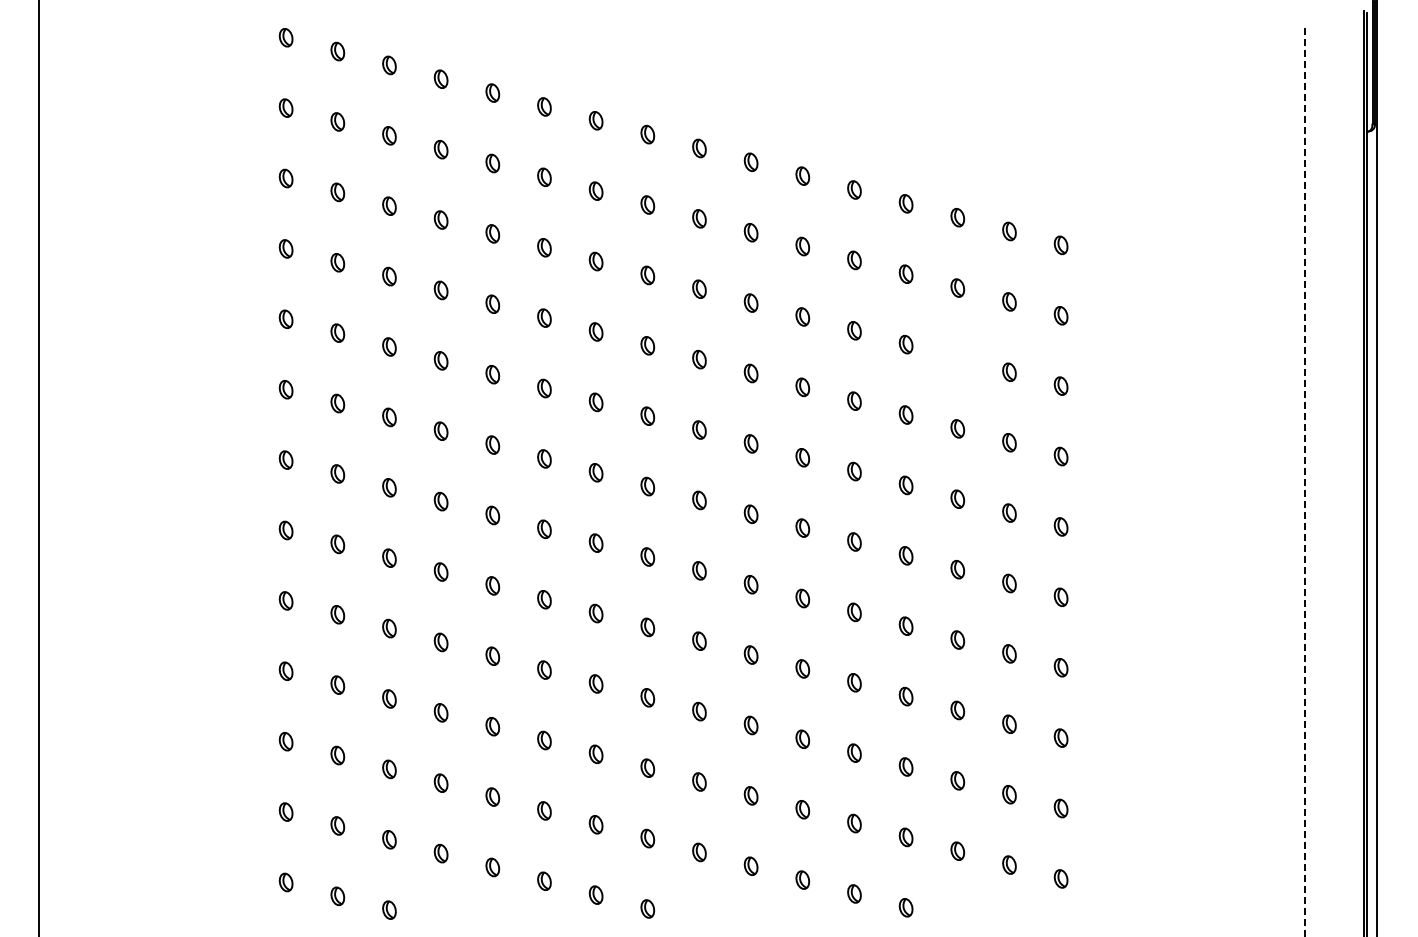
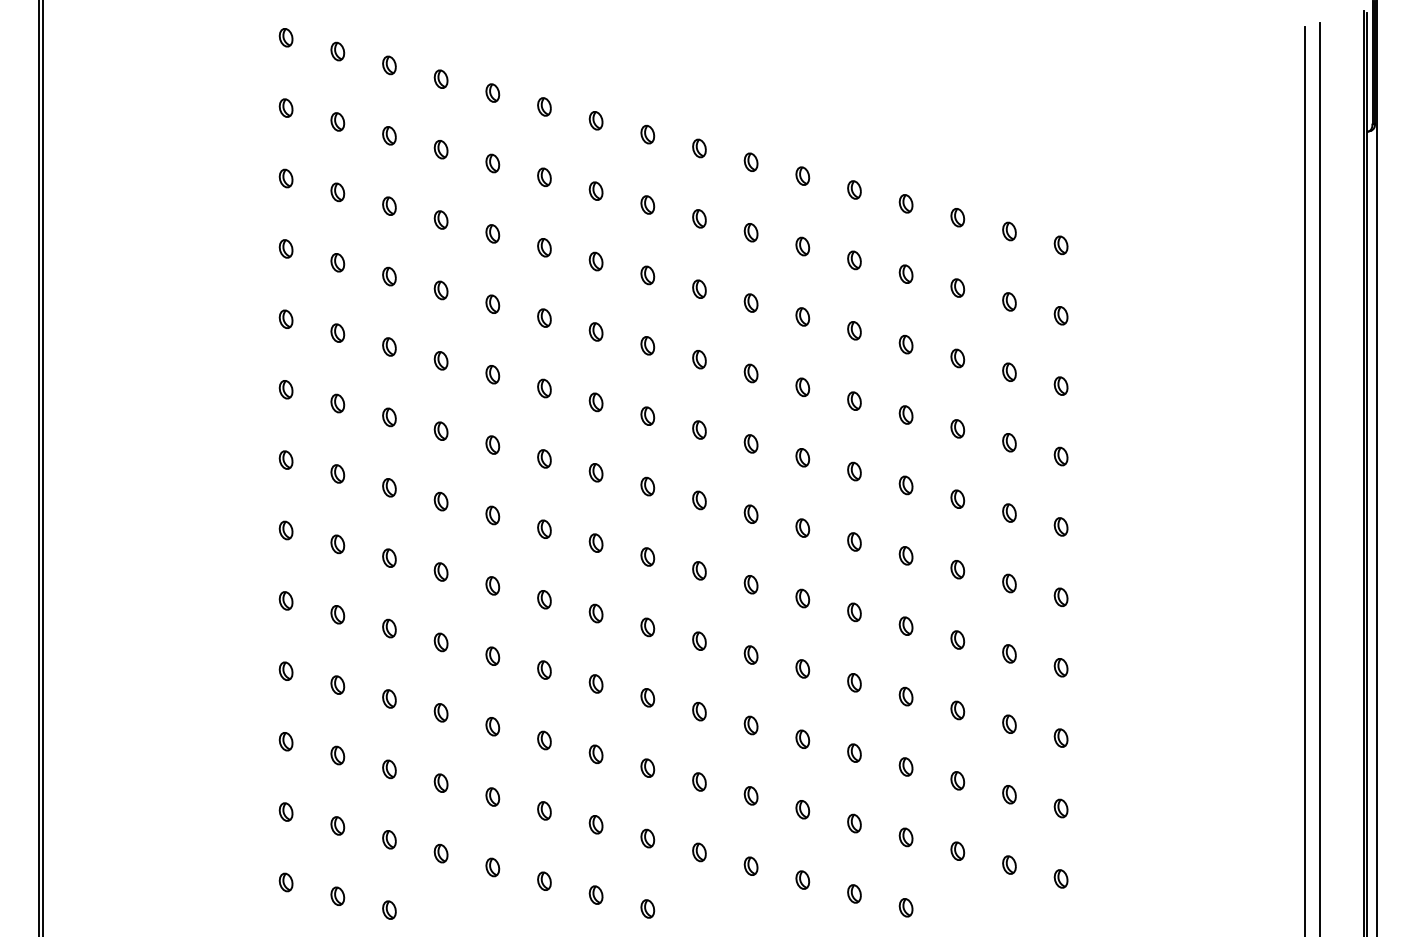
part: none -> present (957, 358)
line: none -> present (42, 467)
line: none -> present (1319, 477)
line: dashed -> solid (1305, 481)
